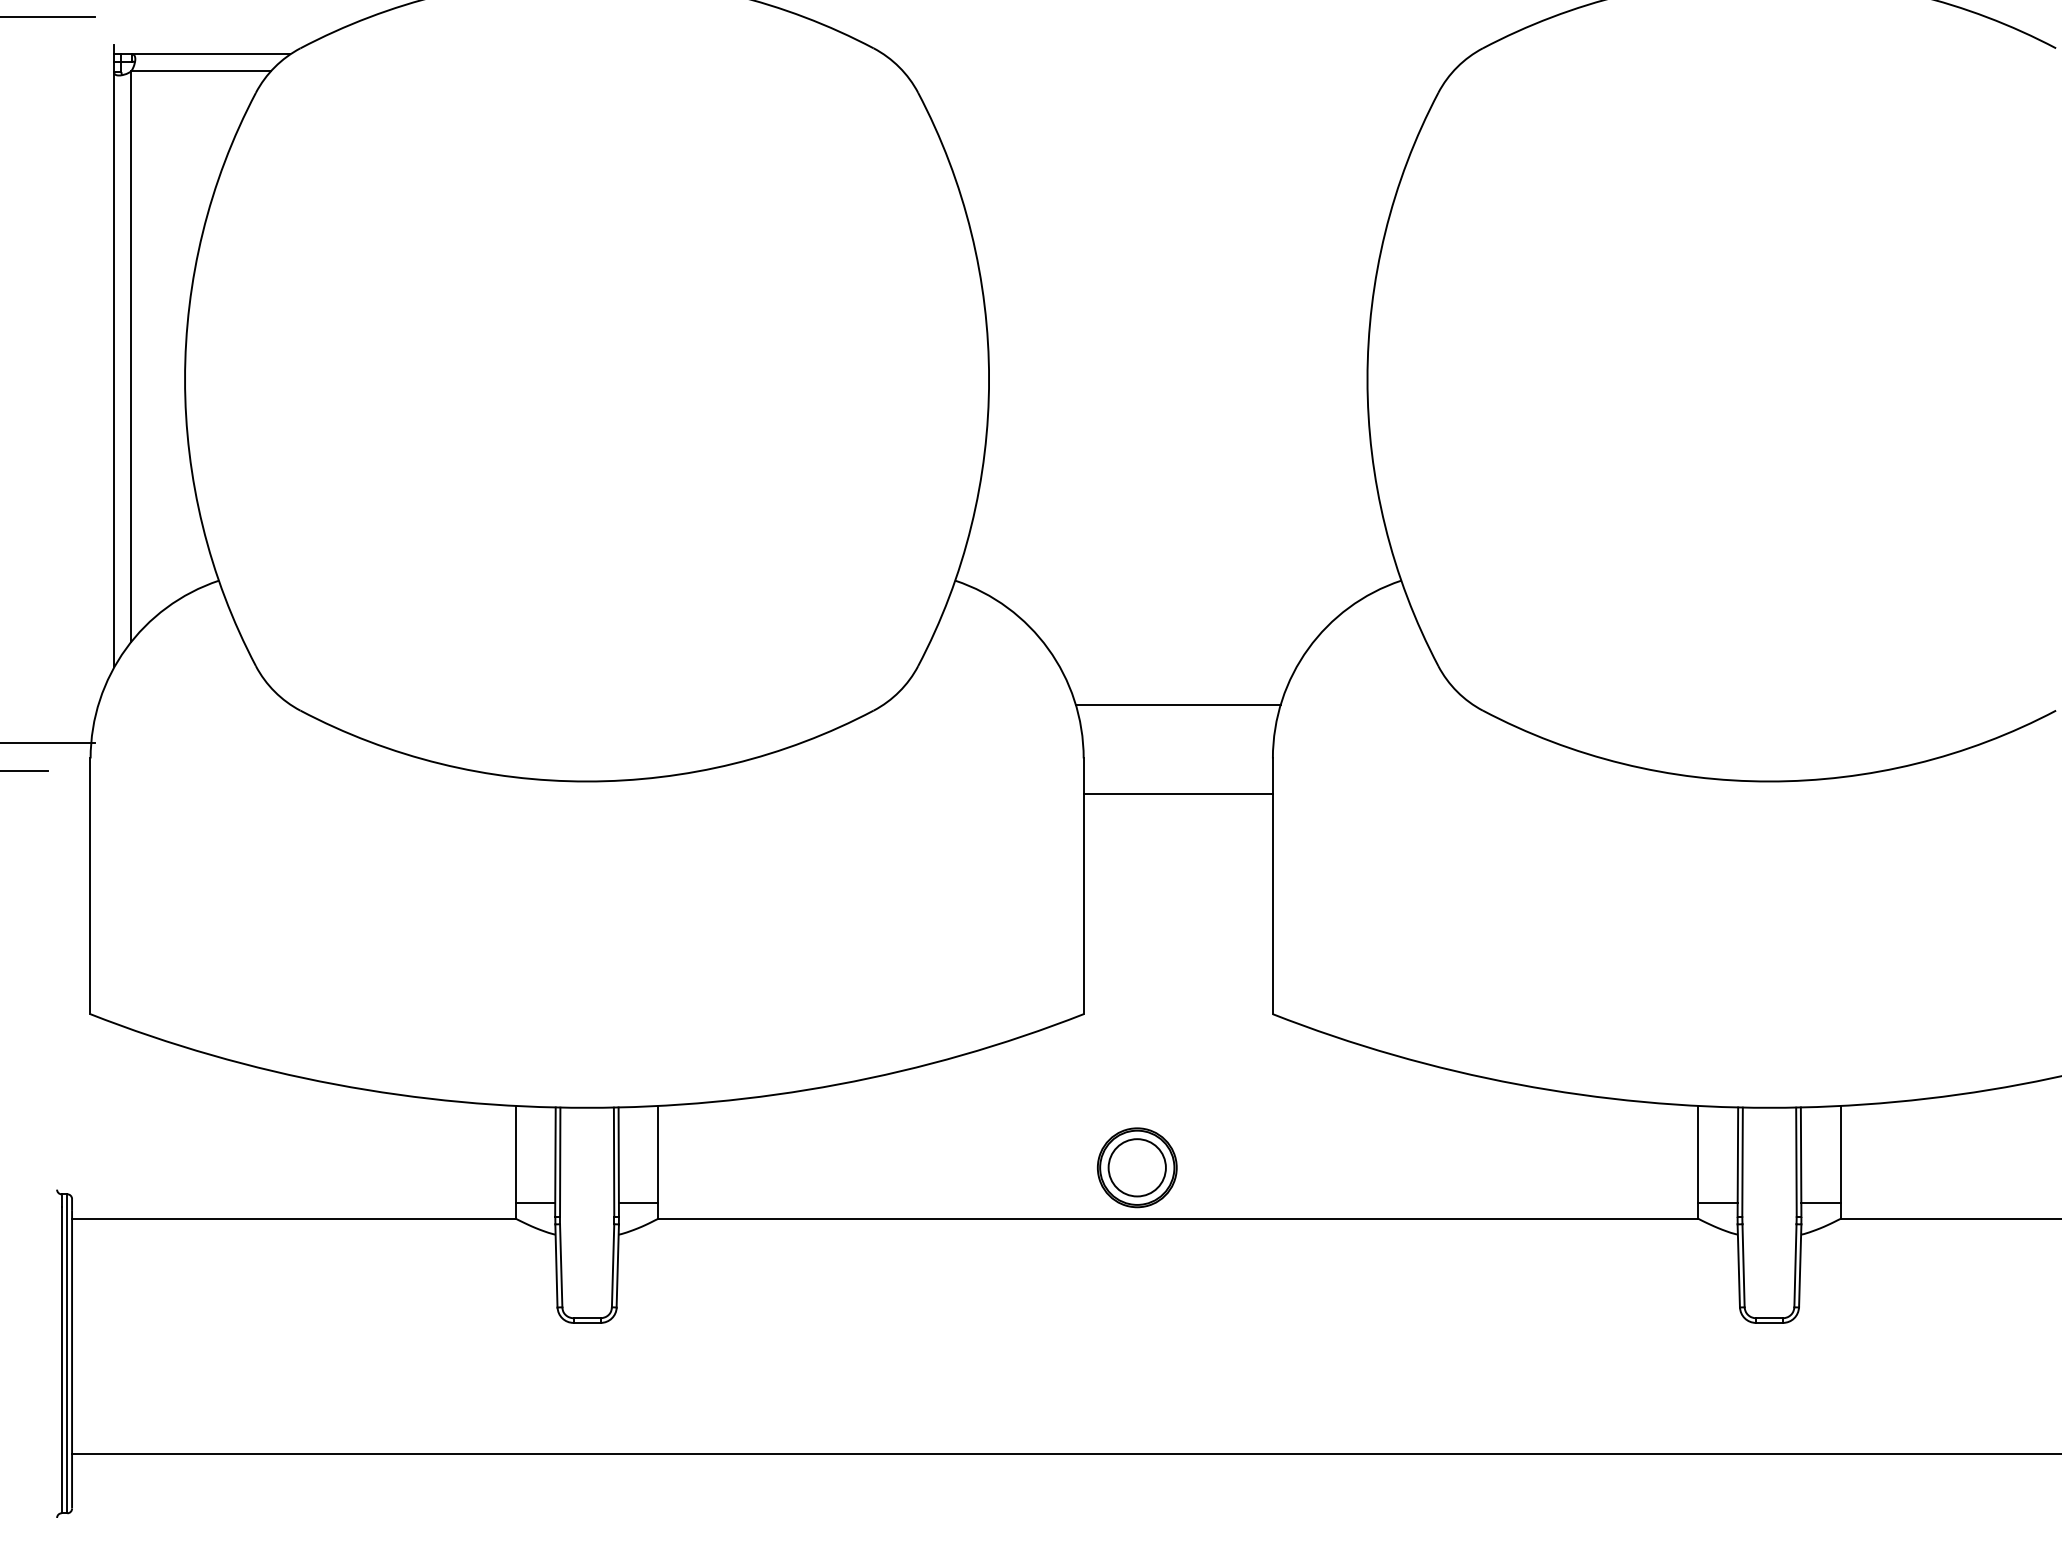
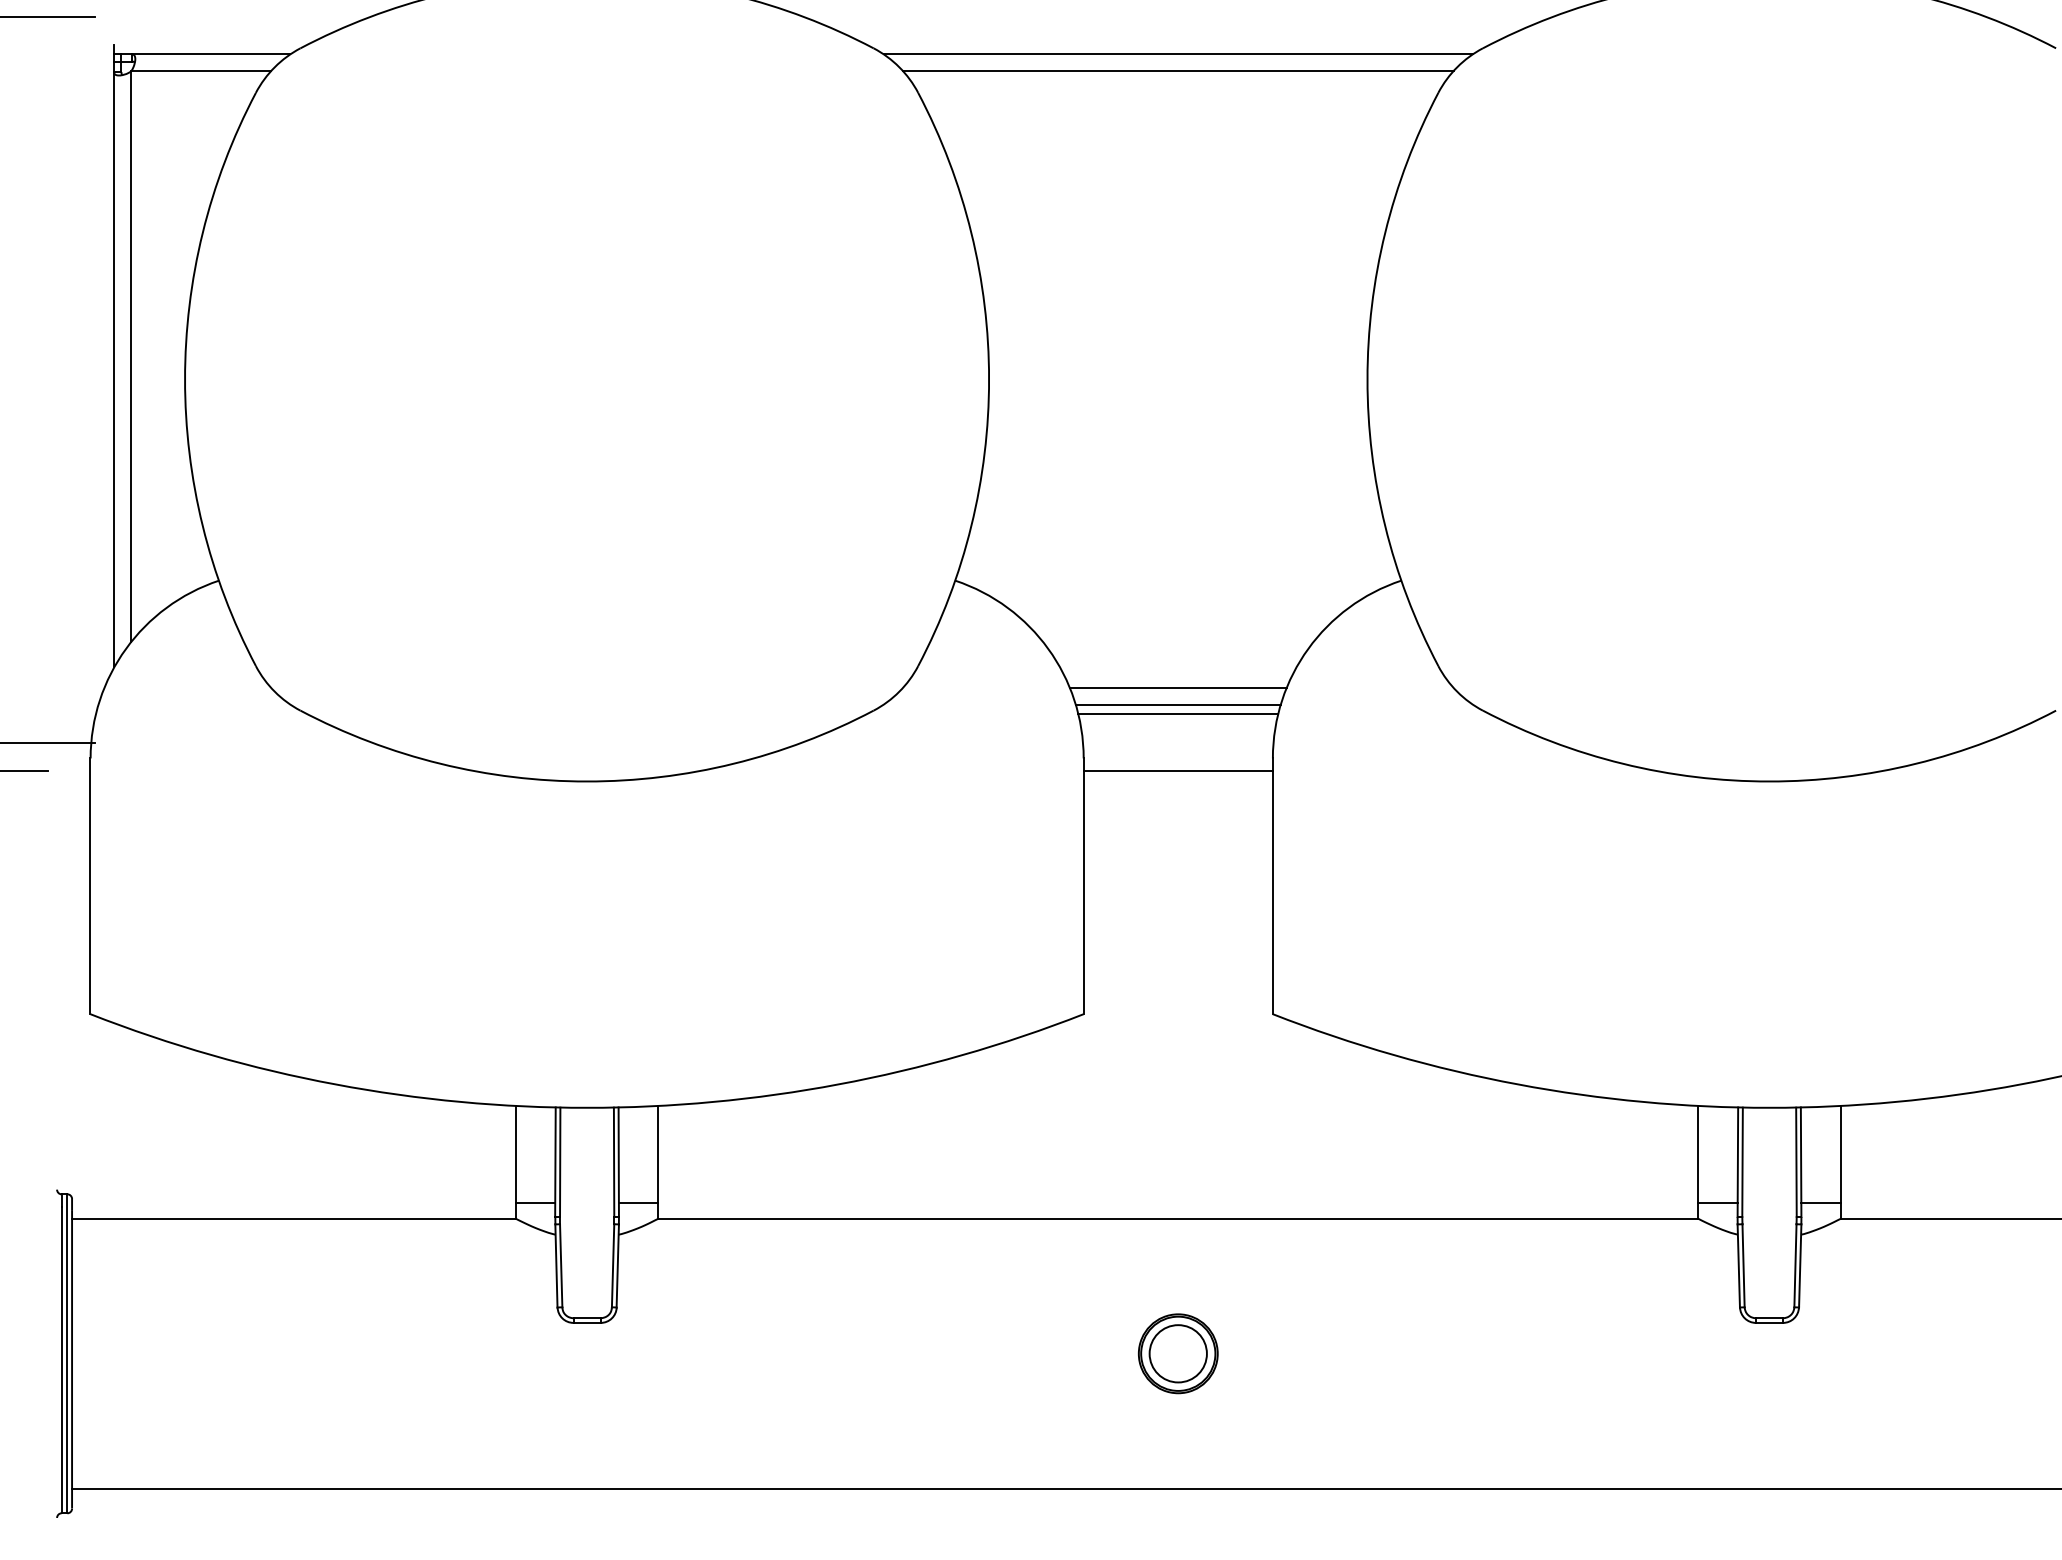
line: none -> present (1177, 54)
line: none -> present (1177, 71)
line: none -> present (1177, 687)
line: none -> present (1178, 714)
line position: (1177, 793) -> (1177, 770) (1177, 770)
part position: (1136, 1167) -> (1177, 1353) (1177, 1353)
line position: (1065, 1453) -> (1065, 1488) (1065, 1488)
